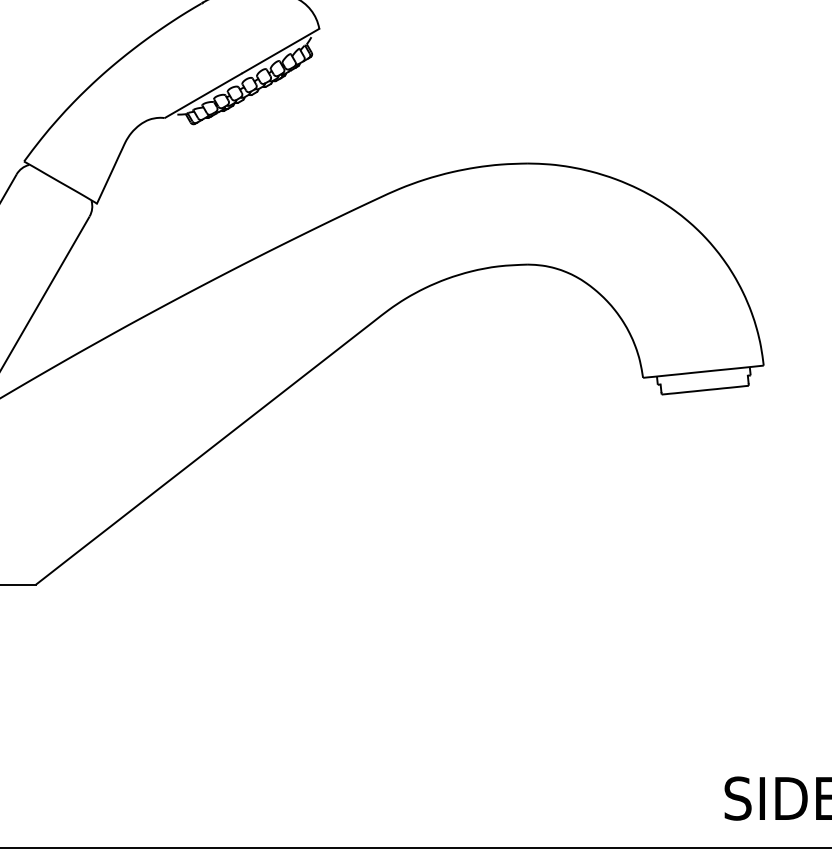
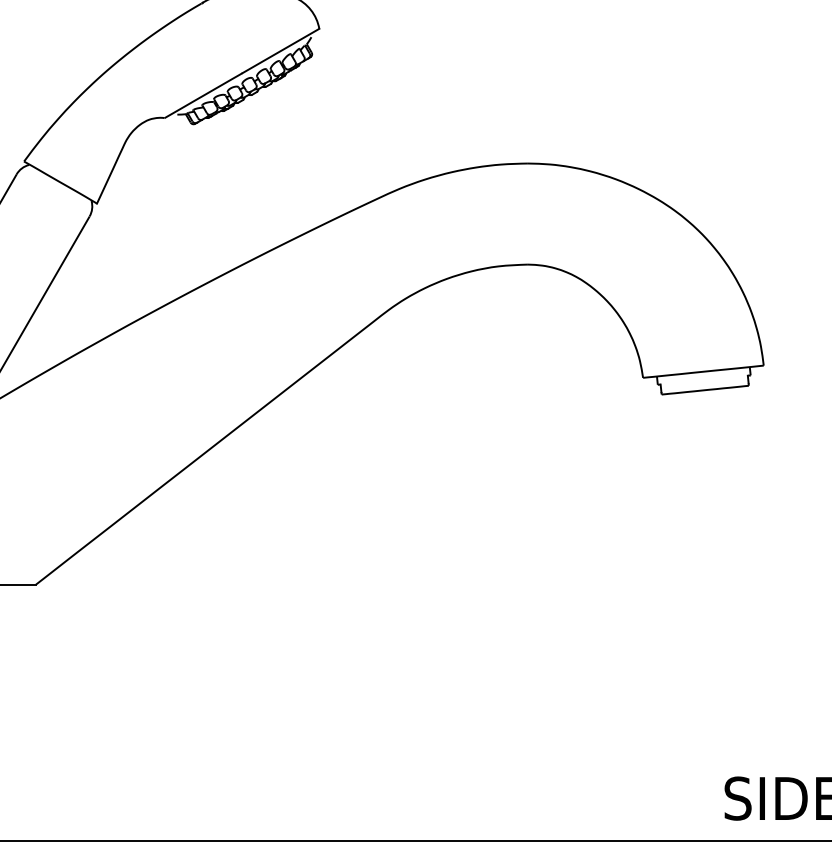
line position: (415, 848) -> (415, 841) (415, 841)
